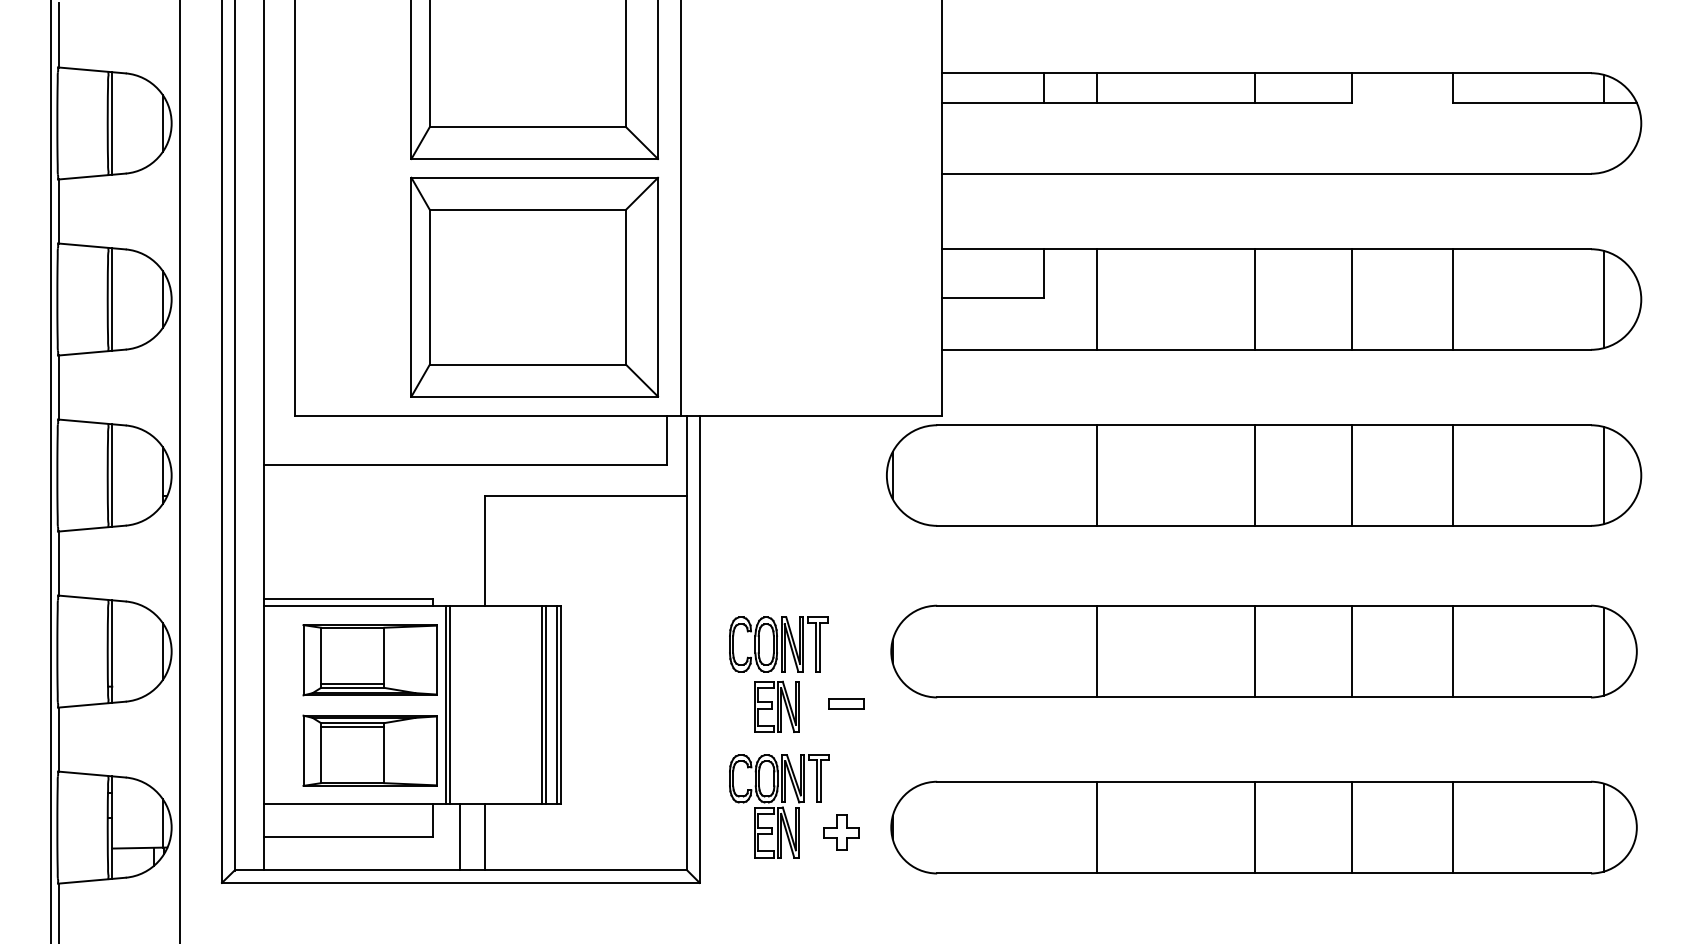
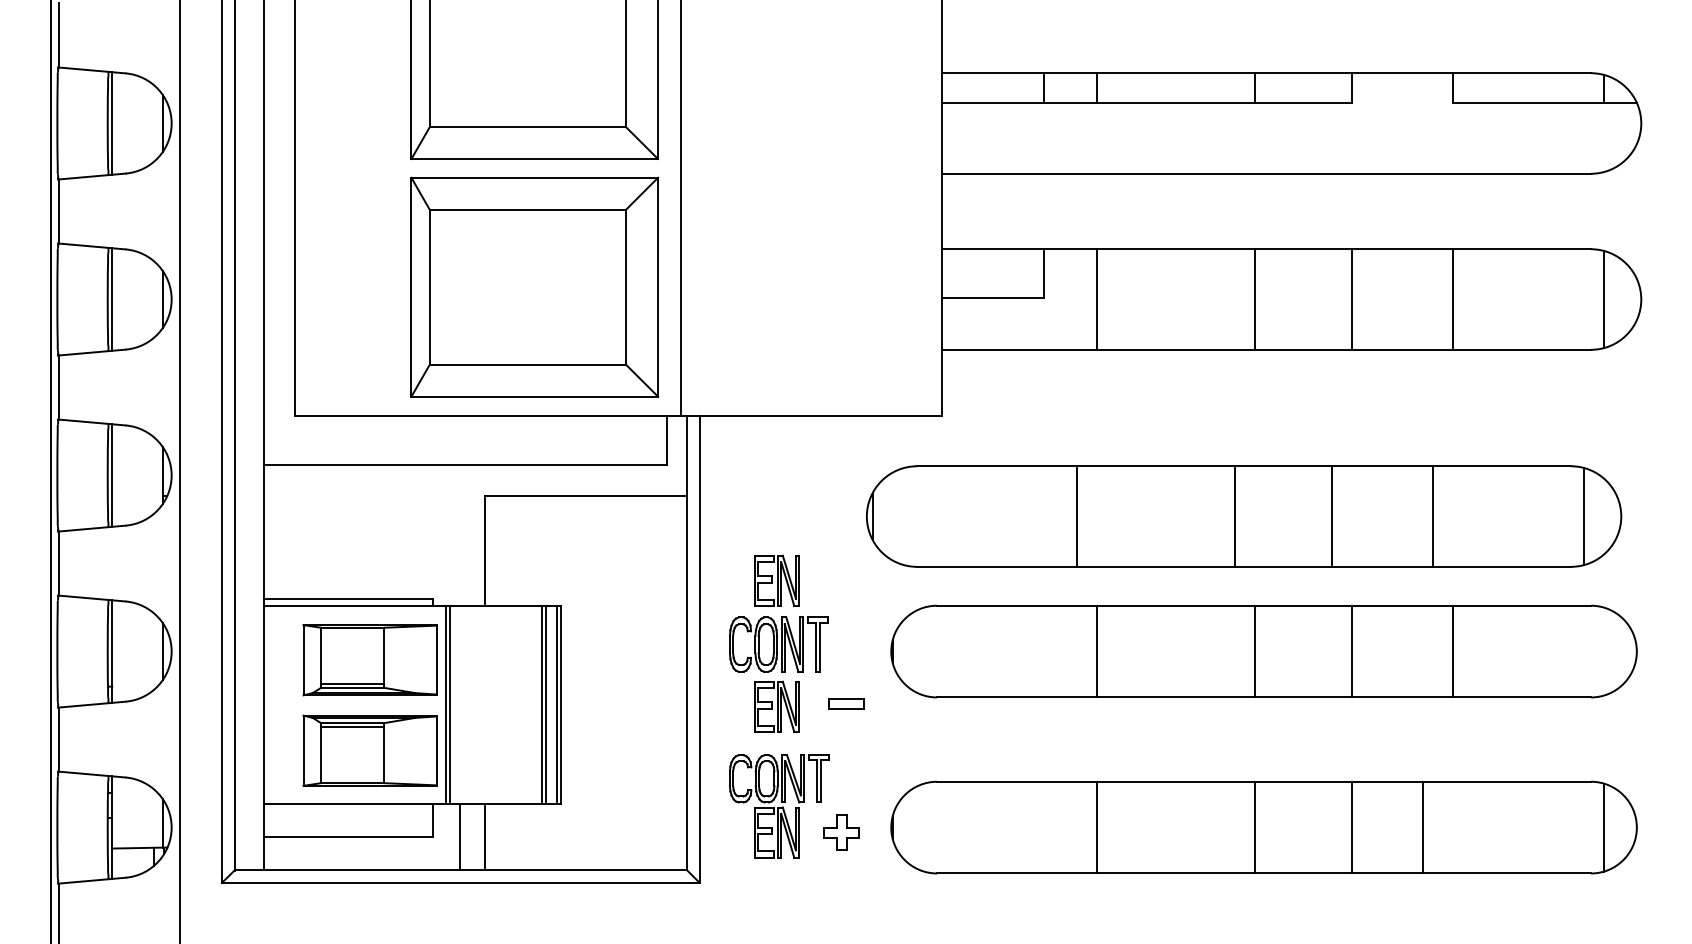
part position: (1264, 475) -> (1244, 516) (1244, 516)
part: none -> present (776, 580)
line: present -> none (1603, 651)
line position: (1452, 827) -> (1422, 827) (1422, 827)
